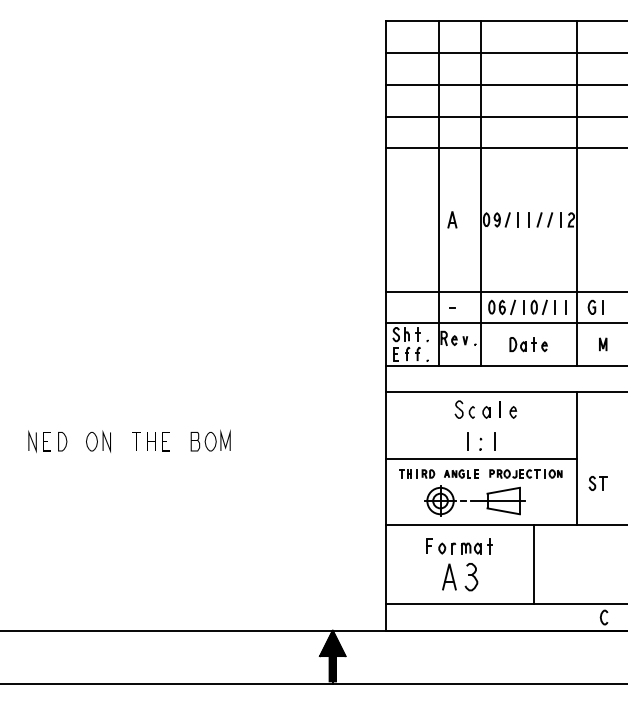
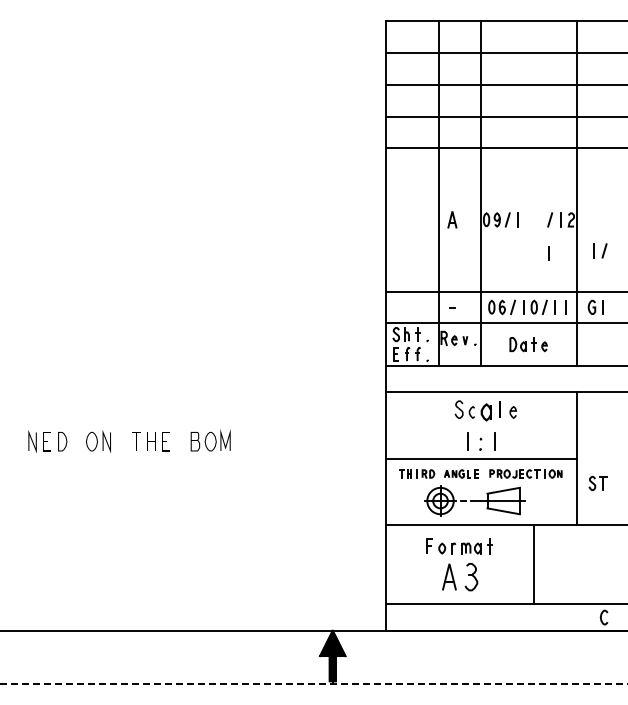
part position: (535, 219) -> (600, 250) (600, 250)
line: none -> present (548, 253)
line: present -> none (603, 344)
part size: 9x13 px -> 12x19 px (485, 412)
line: solid -> dashed (314, 683)
